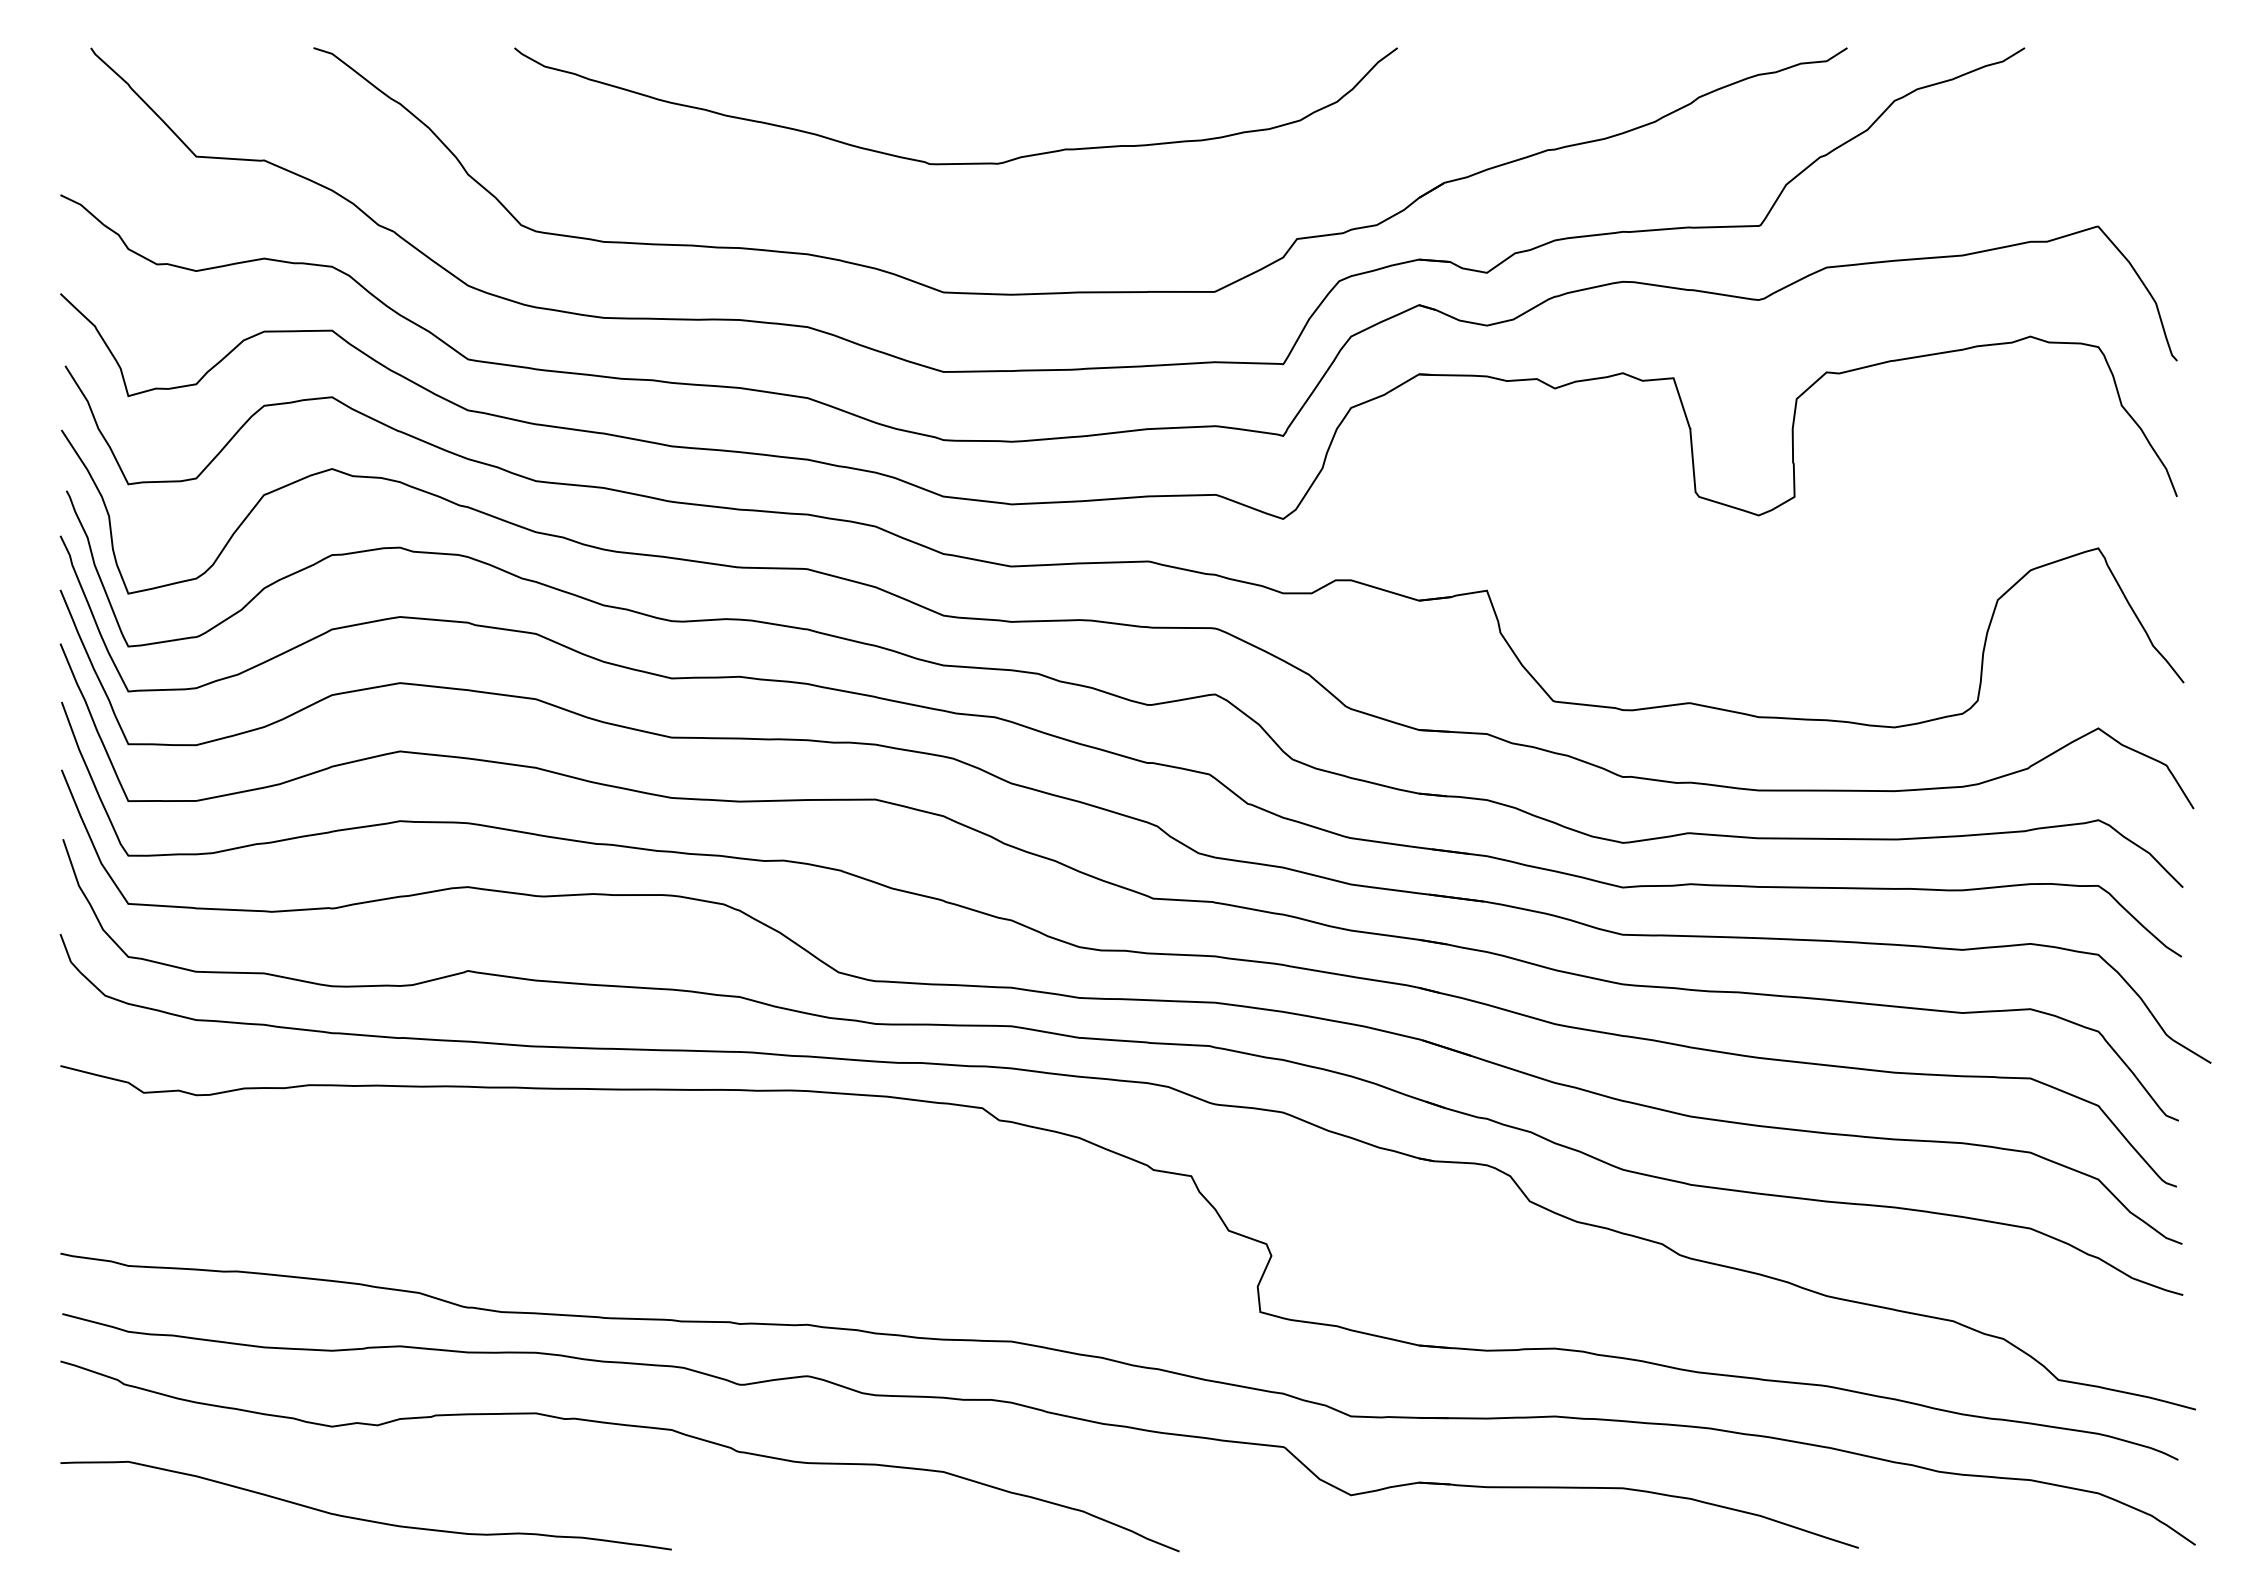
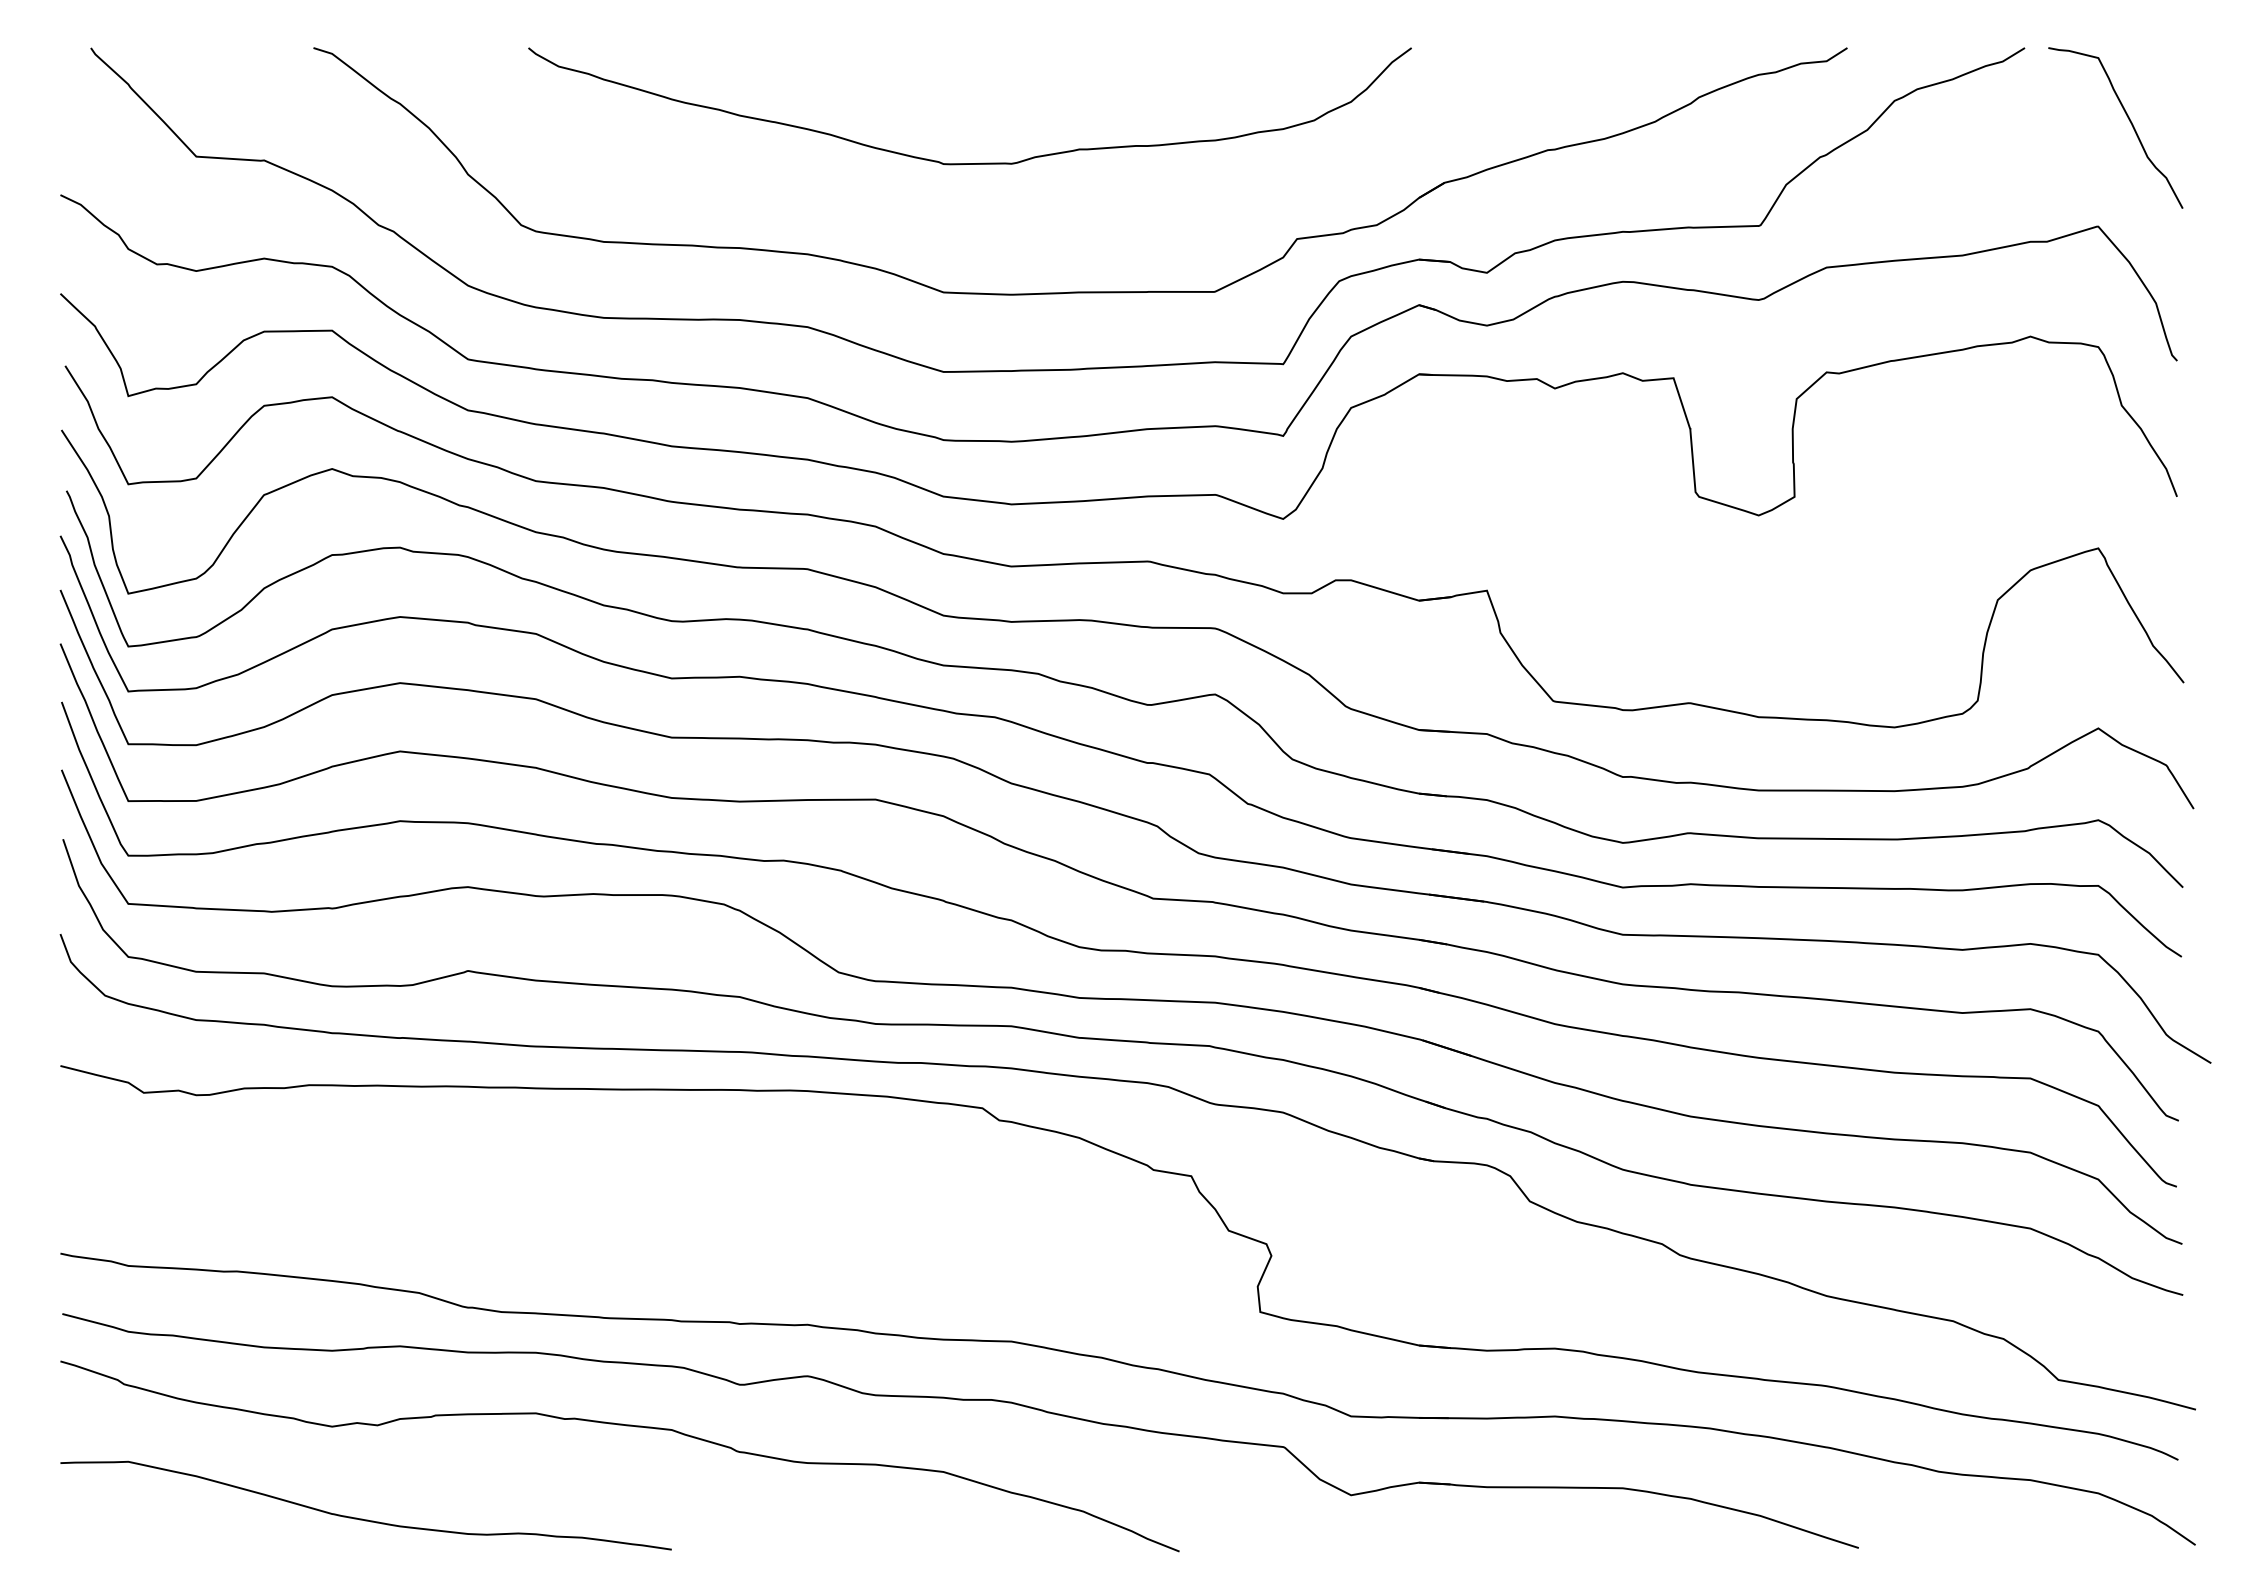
curve: none -> present (2129, 121)
curve position: (955, 163) -> (969, 163) (969, 163)
